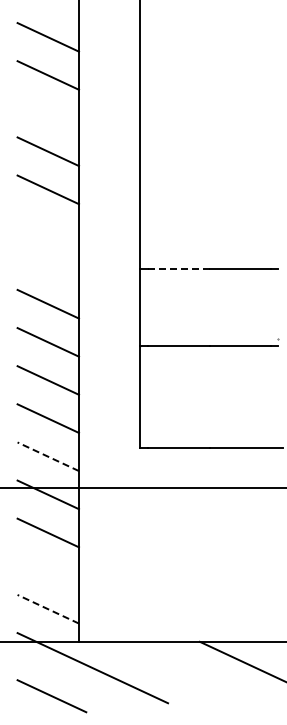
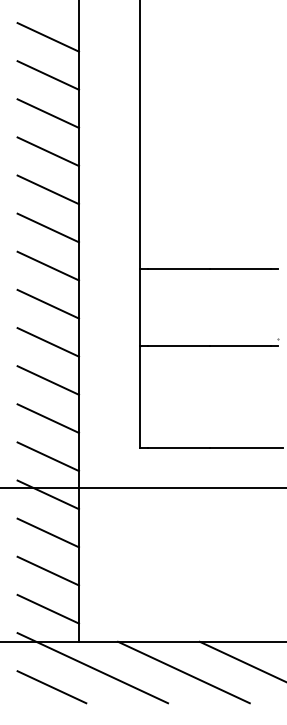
line: none -> present (48, 113)
line: none -> present (48, 227)
line: none -> present (48, 265)
line: dashed -> solid (178, 269)
line: dashed -> solid (48, 456)
line: none -> present (48, 570)
line: dashed -> solid (48, 609)
line: none -> present (183, 672)
line position: (51, 696) -> (51, 687) (51, 687)
